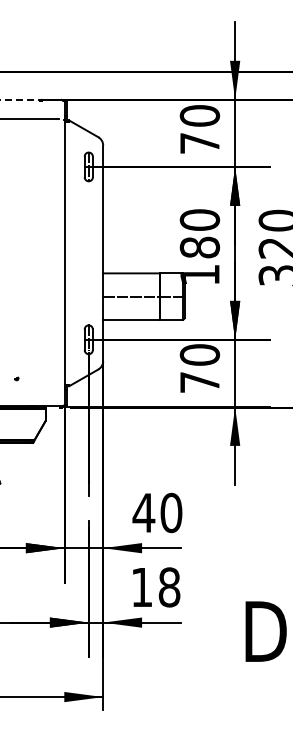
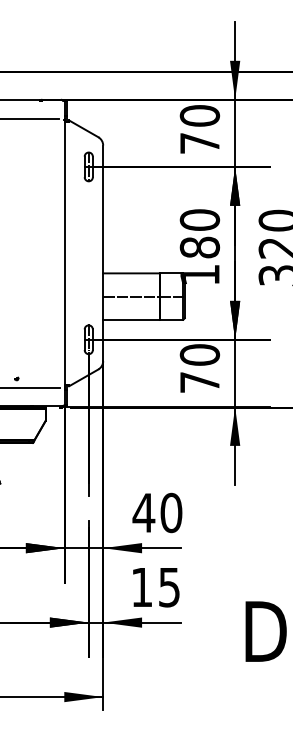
line: dashed -> solid (20, 100)
line: none -> present (30, 387)
text: 18 -> 15 (169, 587)
